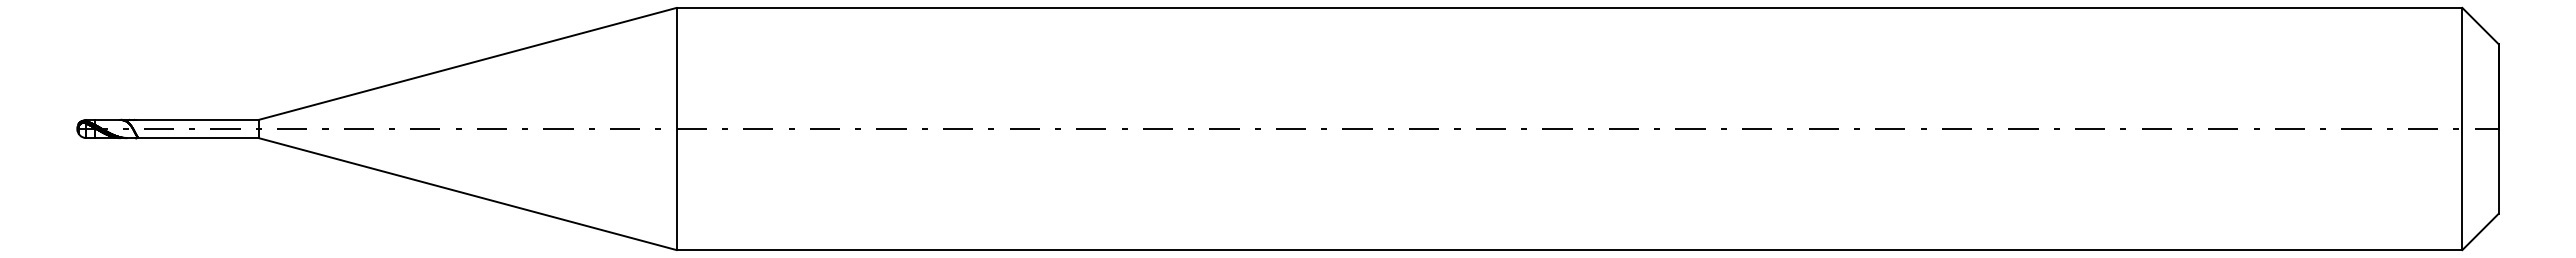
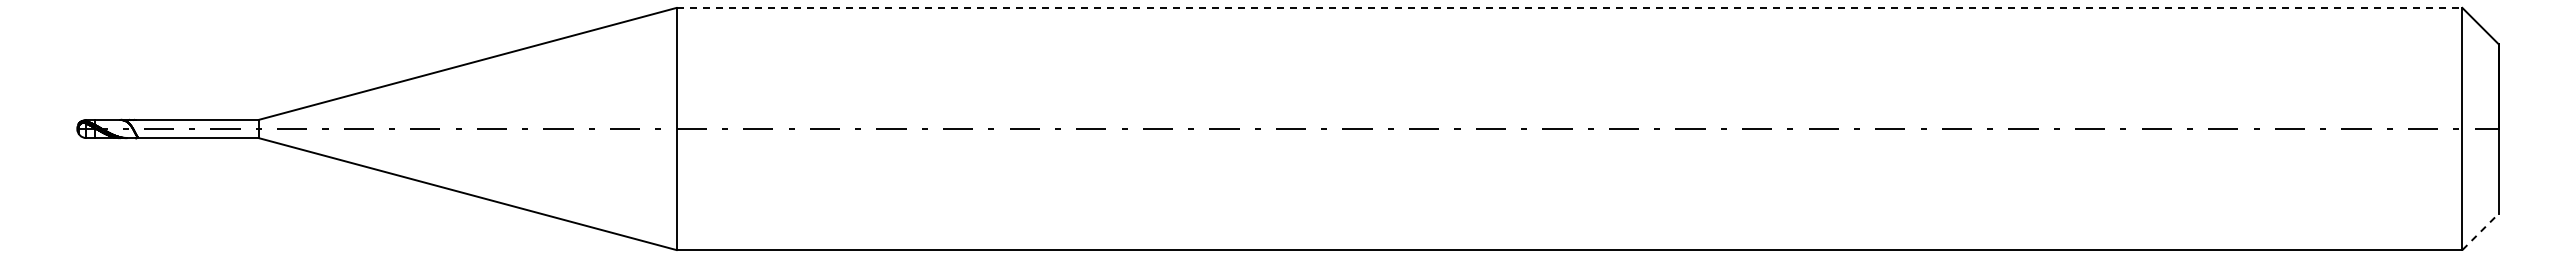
line: solid -> dashed (1569, 7)
line: solid -> dashed (2480, 231)
